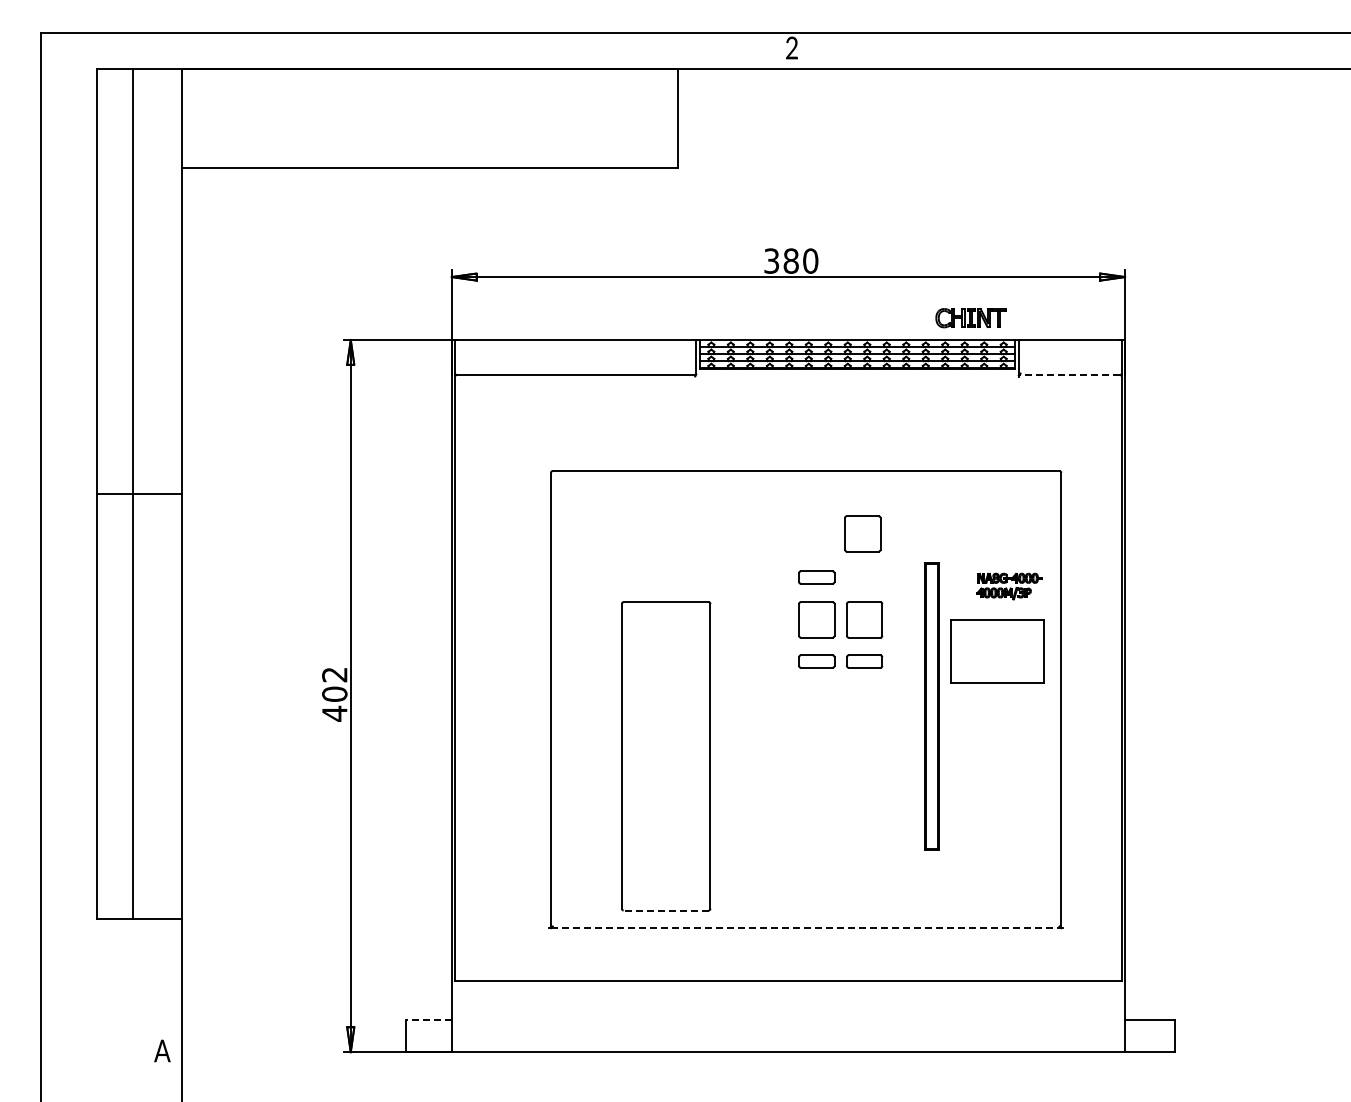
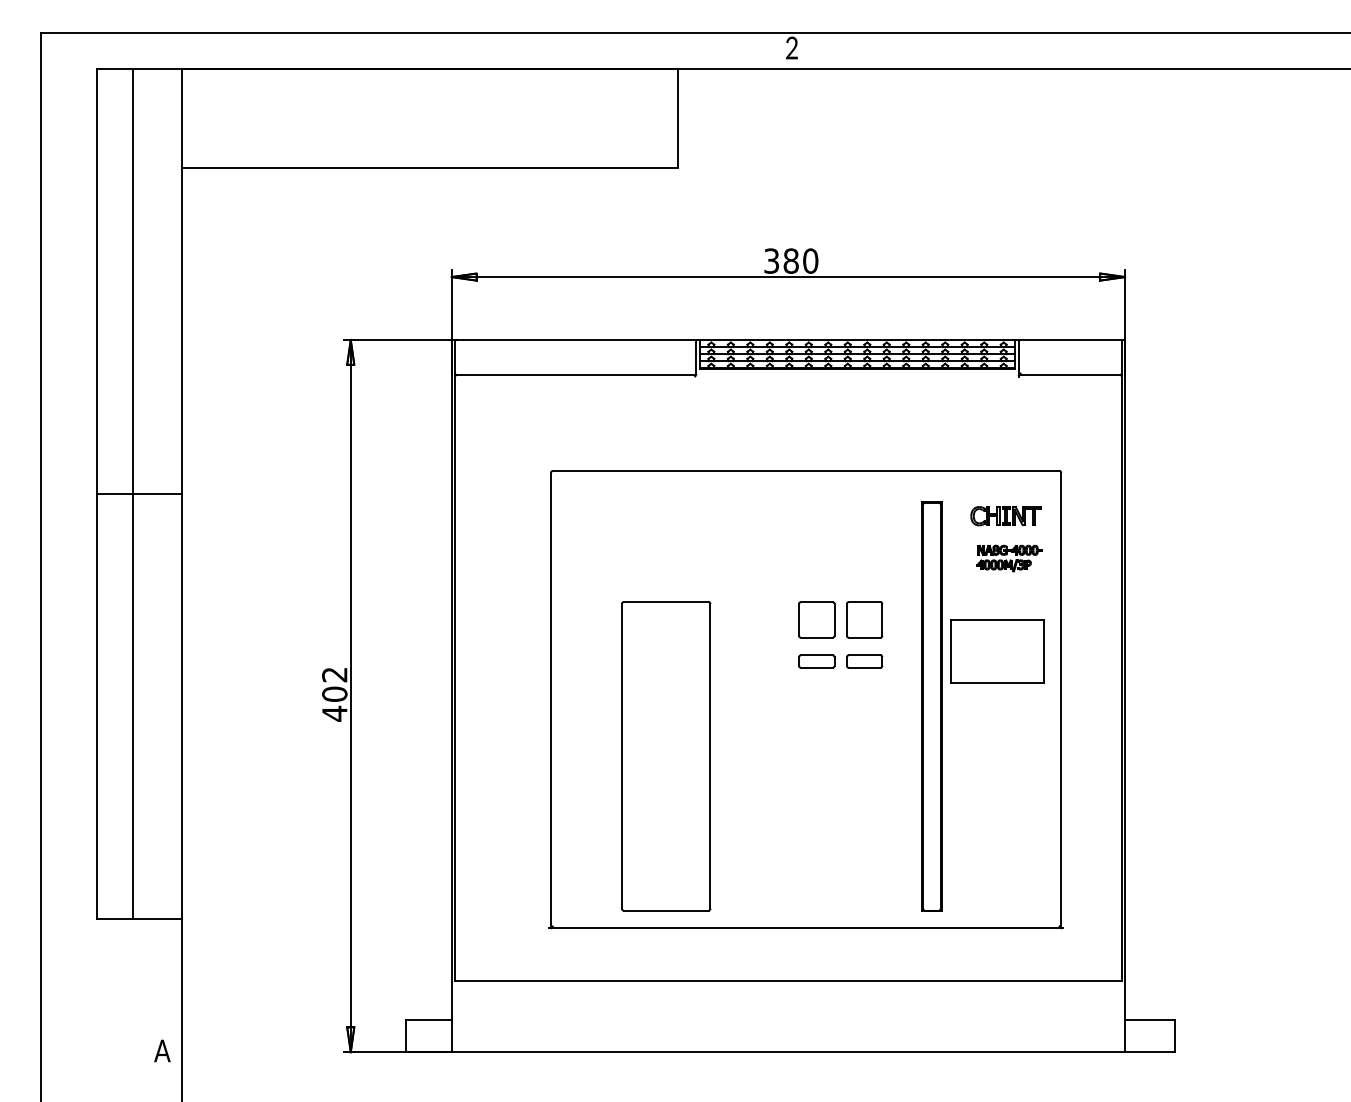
part position: (970, 318) -> (1005, 516) (1005, 516)
line: dashed -> solid (1068, 375)
part: present -> none (862, 533)
part: present -> none (816, 577)
part position: (1009, 586) -> (1009, 558) (1009, 558)
part size: 16x289 px -> 22x411 px (931, 706)
line: dashed -> solid (666, 910)
line: dashed -> solid (806, 928)
line: dashed -> solid (428, 1020)
